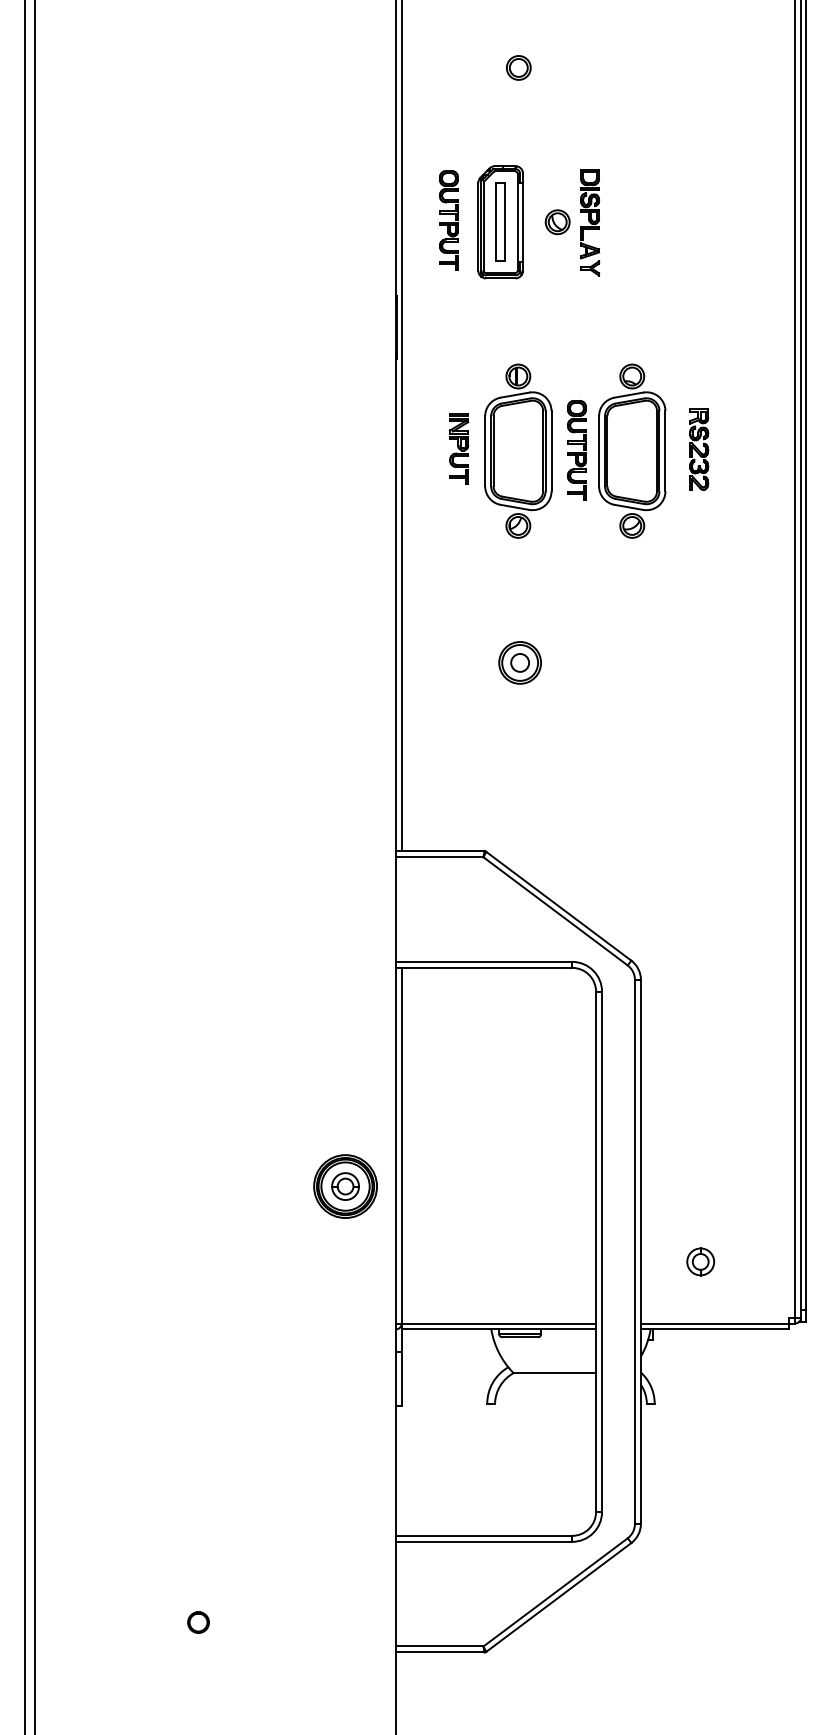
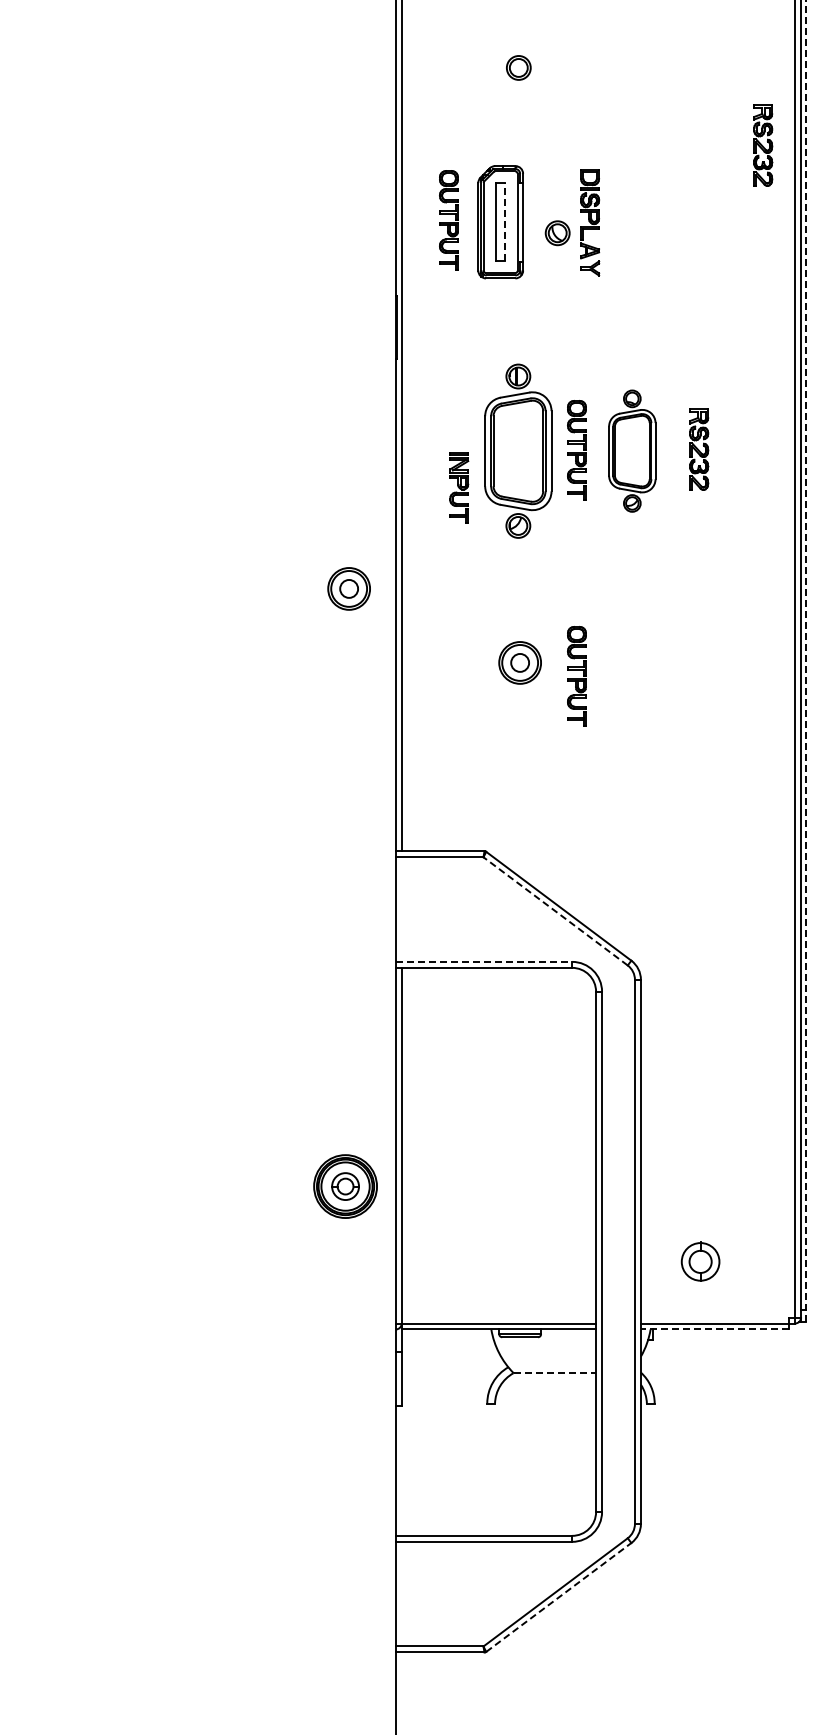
part: none -> present (763, 145)
line: solid -> dashed (505, 222)
part position: (557, 222) -> (557, 233) (557, 233)
part position: (459, 448) -> (459, 487) (459, 487)
part size: 69x176 px -> 49x124 px (632, 450)
part: none -> present (348, 588)
line: solid -> dashed (805, 661)
part: none -> present (576, 676)
line: present -> none (25, 866)
line: present -> none (34, 866)
line: solid -> dashed (555, 911)
line: solid -> dashed (484, 961)
part size: 30x30 px -> 41x41 px (700, 1261)
line: solid -> dashed (714, 1329)
line: solid -> dashed (555, 1373)
line: solid -> dashed (558, 1597)
circle: present -> none (198, 1622)
